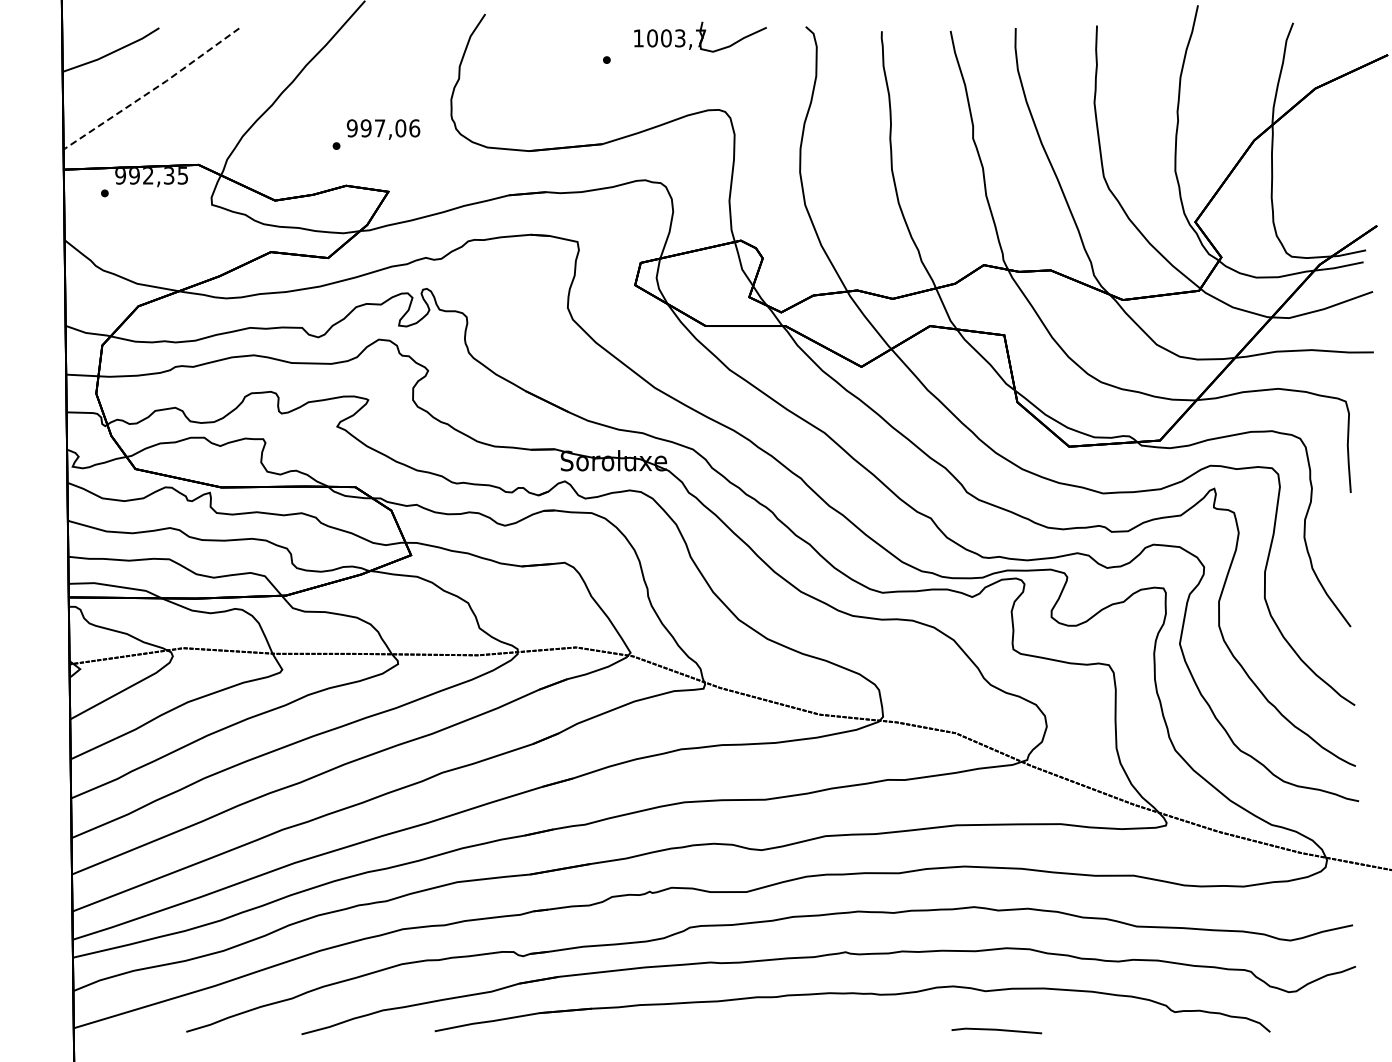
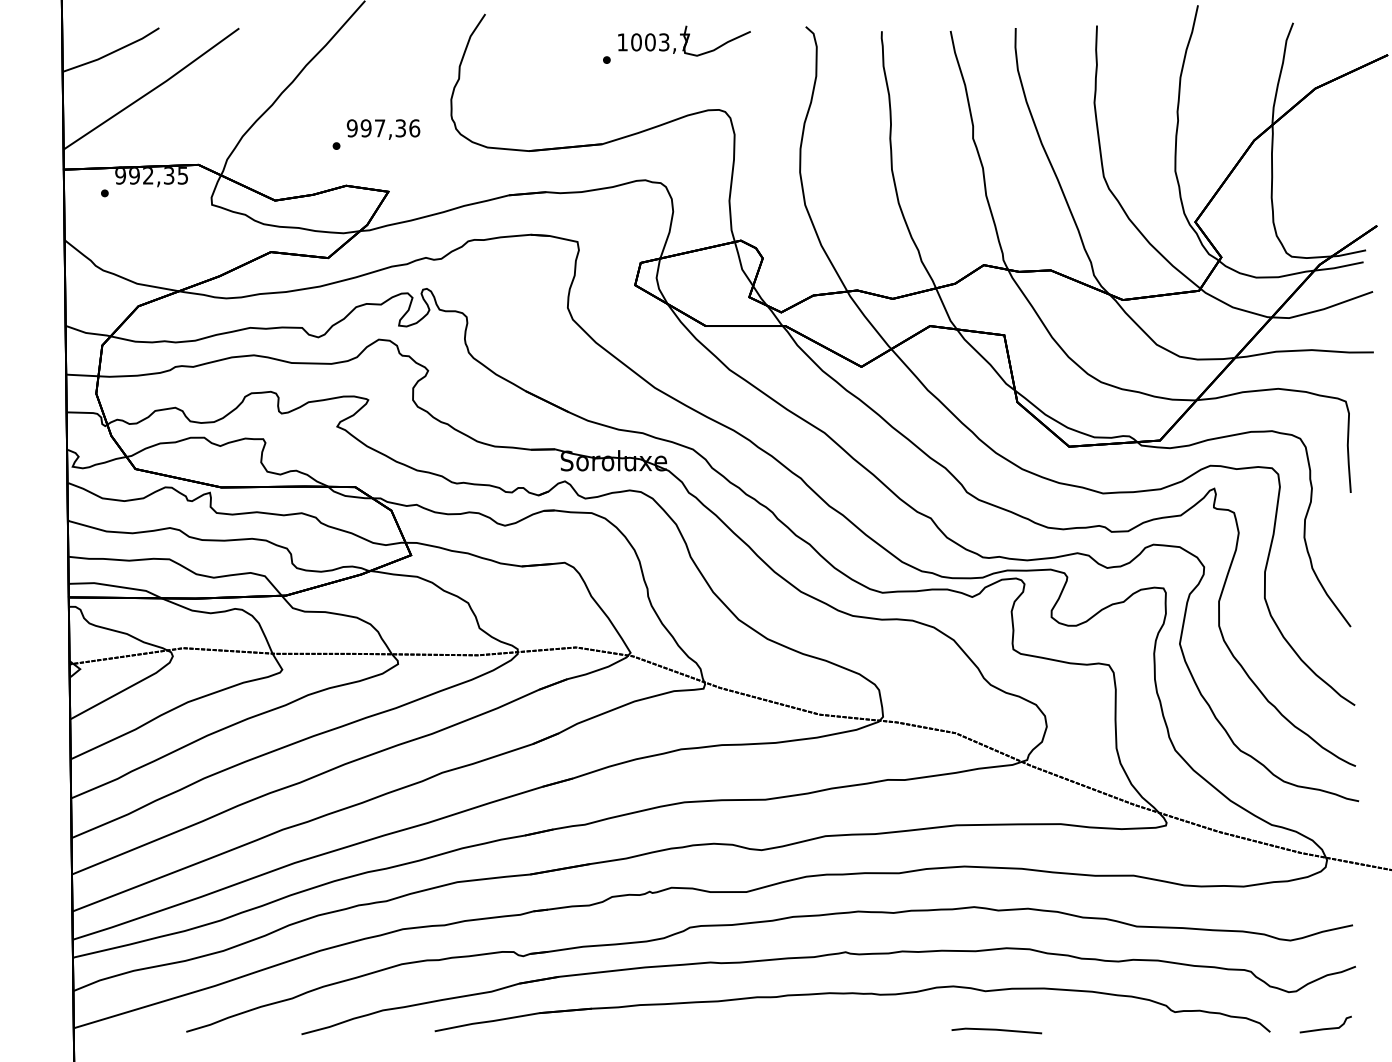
part position: (700, 36) -> (684, 40) (684, 40)
line: dashed -> solid (151, 90)
text: 997,06 -> 997,36 (400, 128)
curve: none -> present (1325, 1028)
